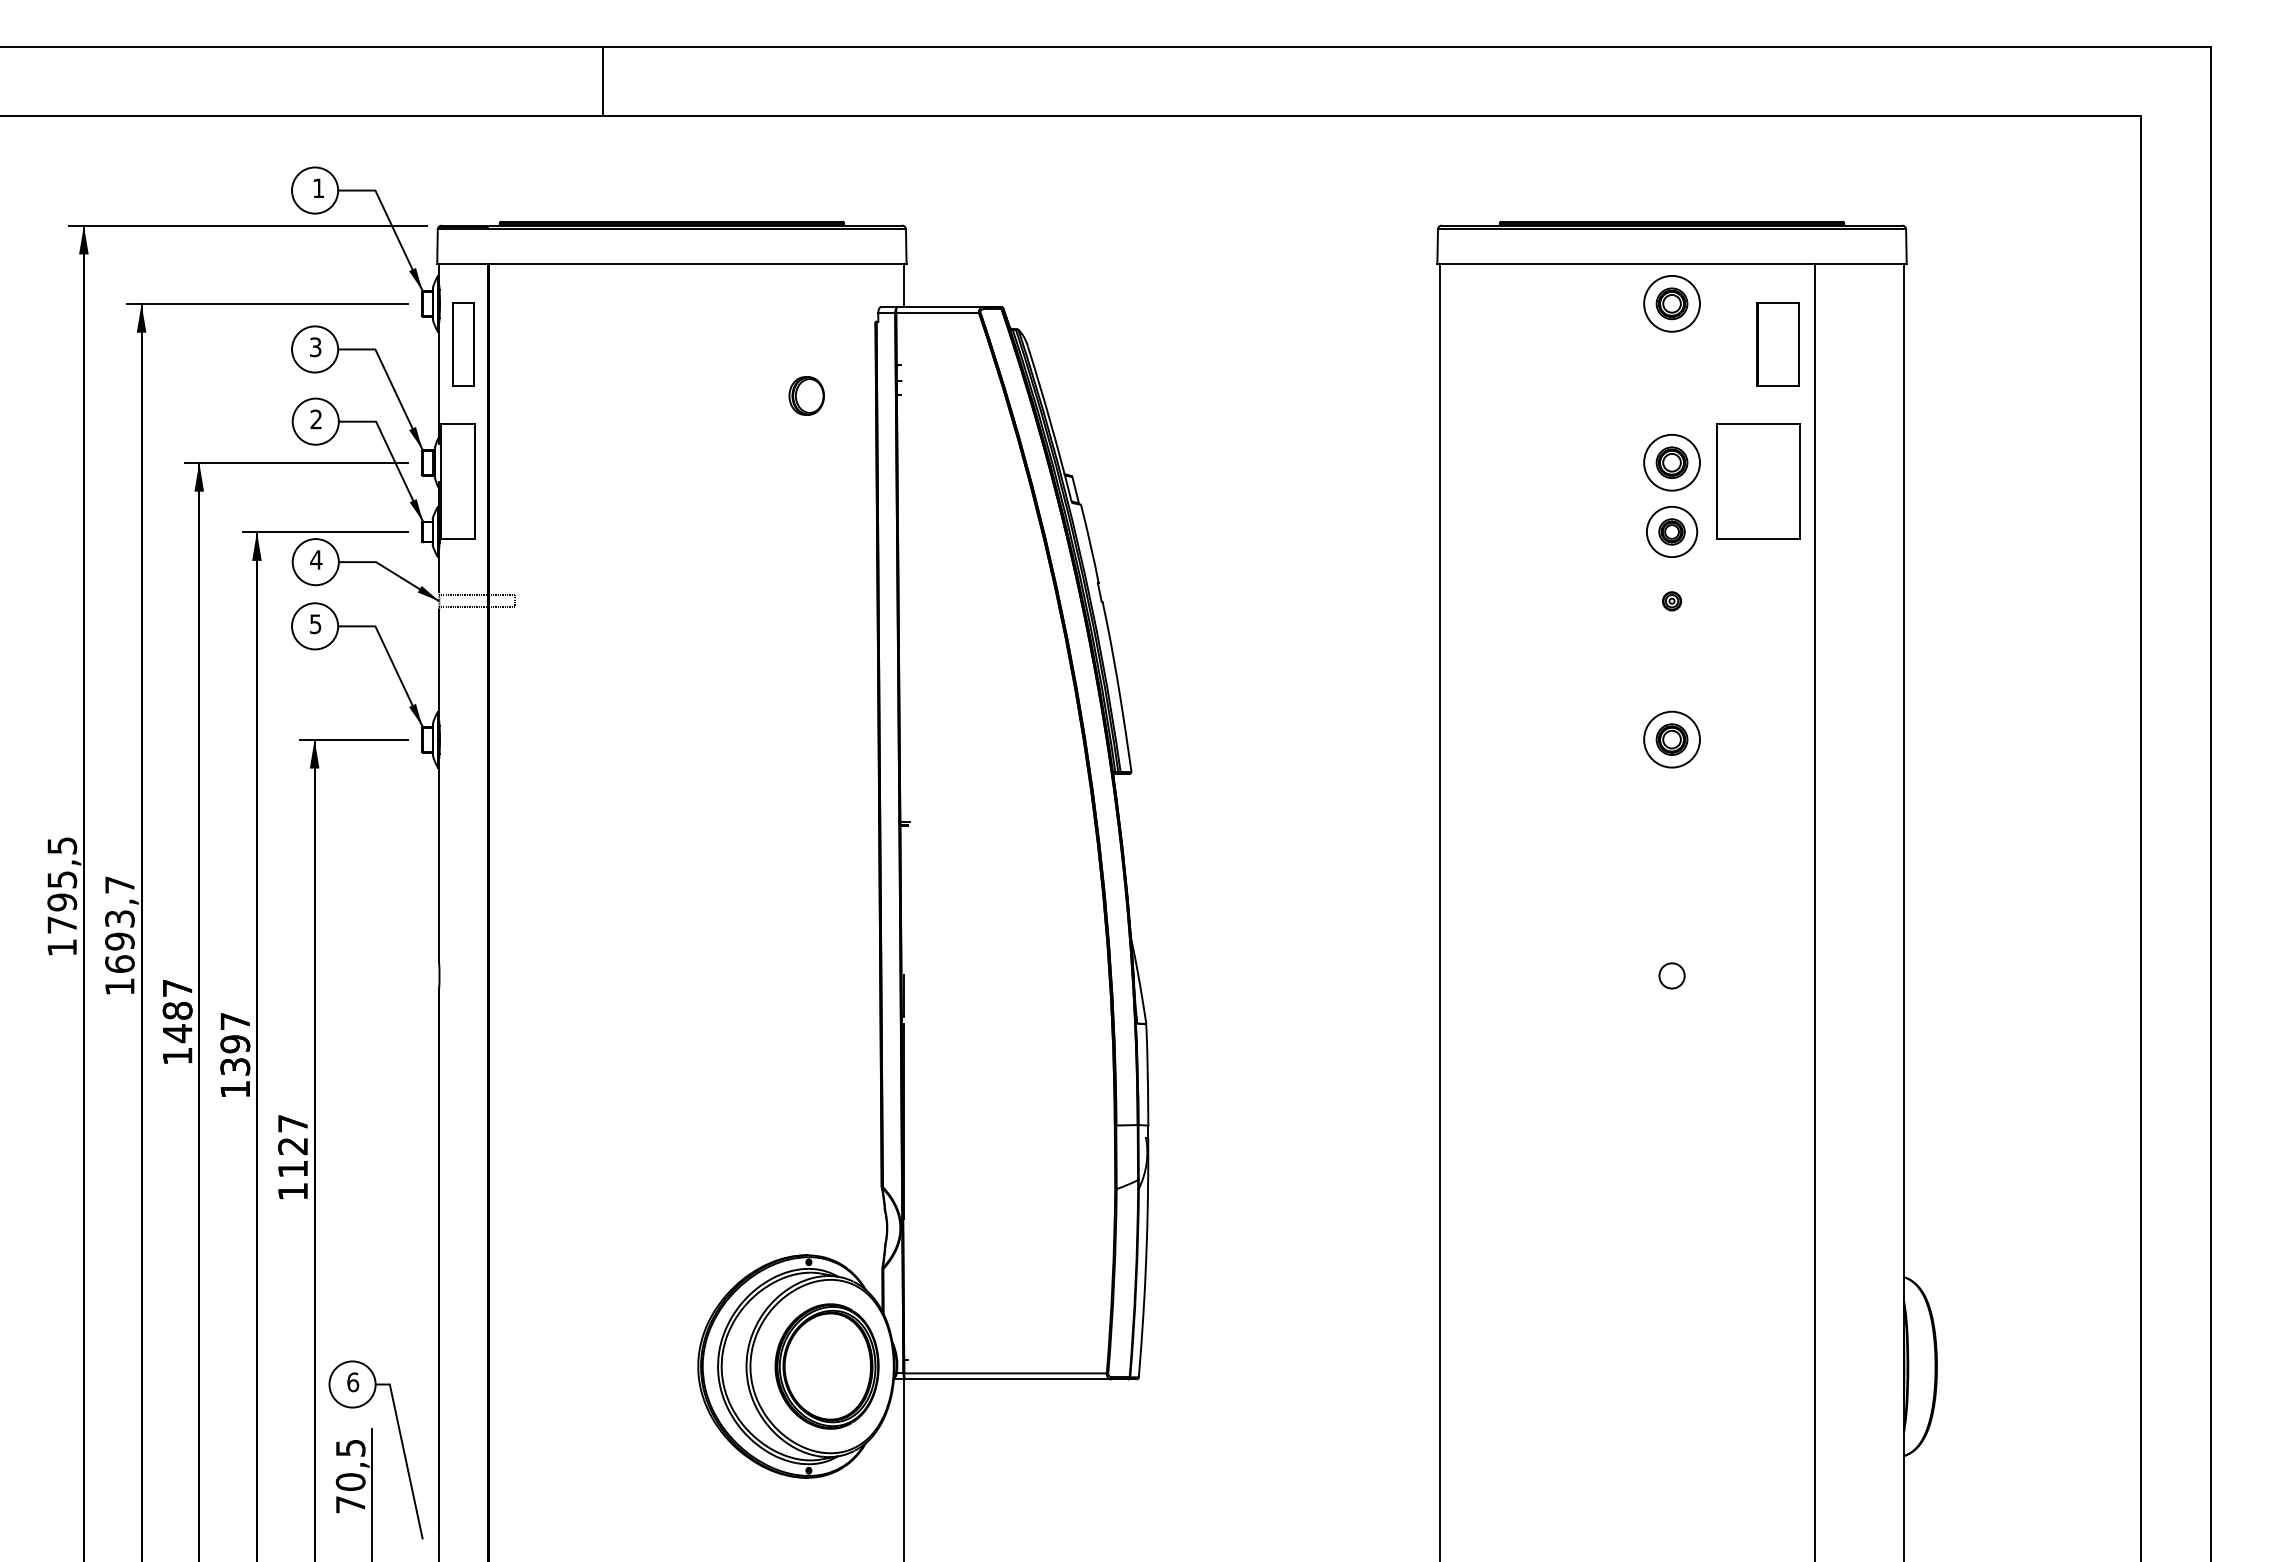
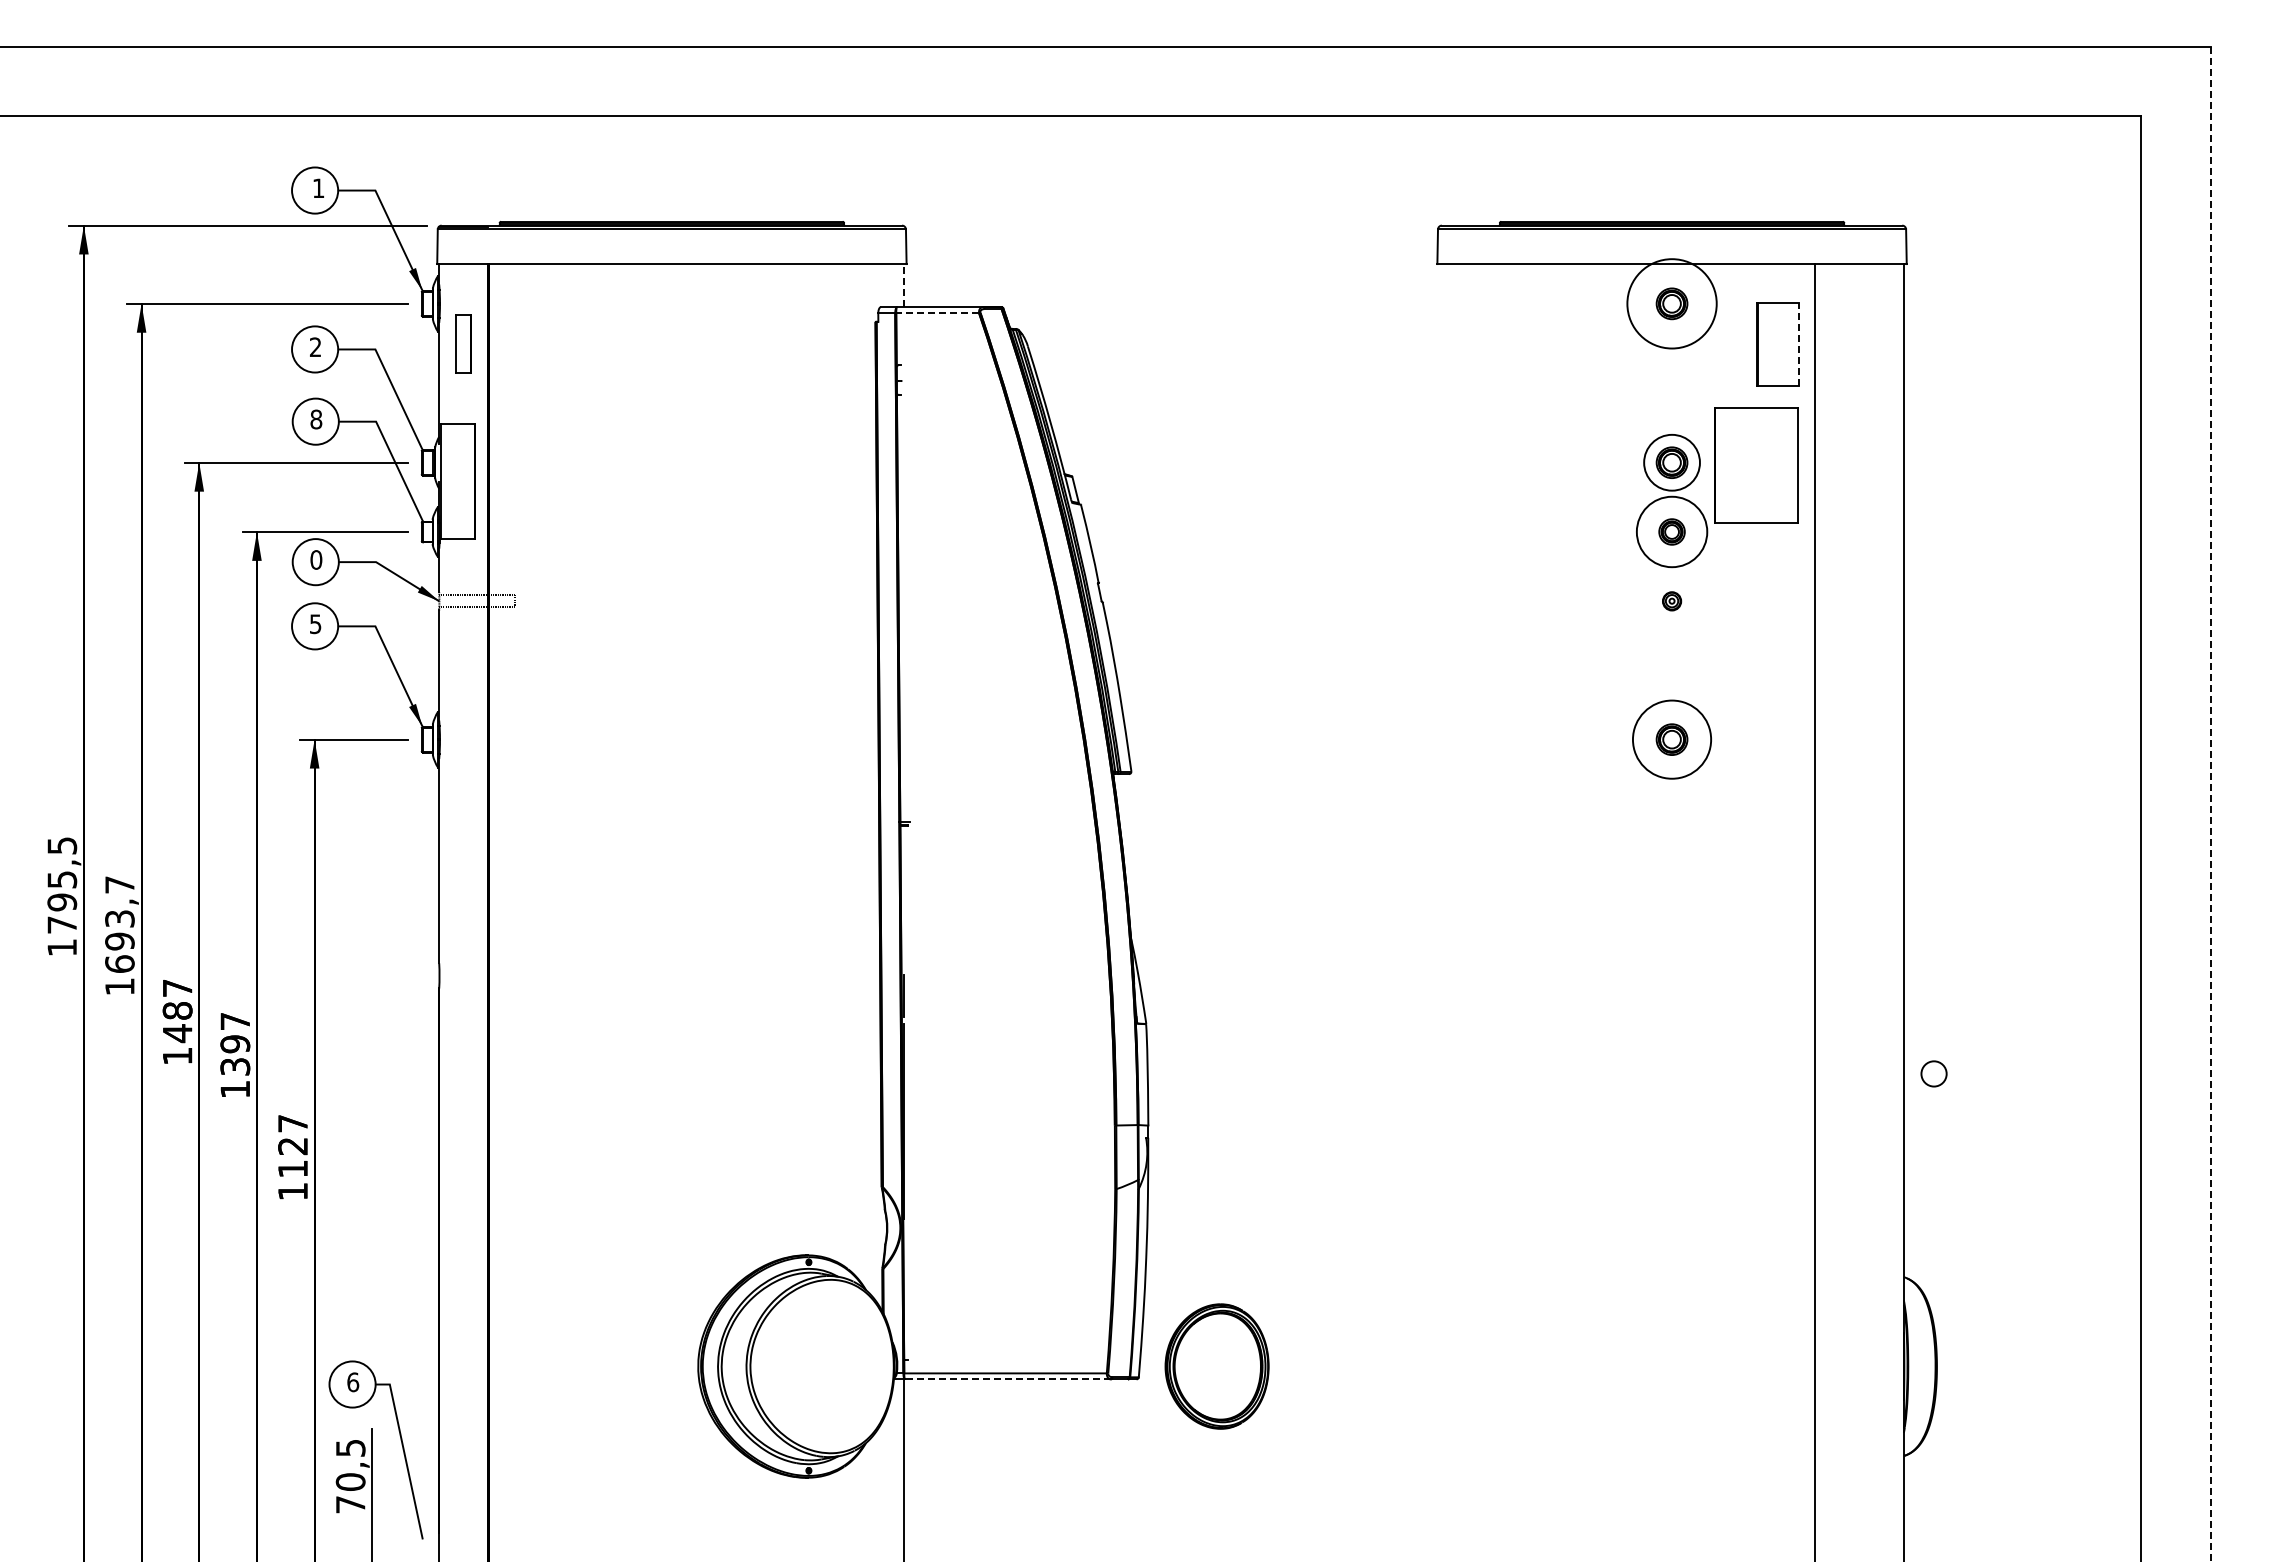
line: present -> none (603, 81)
line: solid -> dashed (903, 285)
circle diameter: 56 px -> 89 px (1671, 303)
line: solid -> dashed (937, 313)
part size: 23x85 px -> 17x60 px (463, 343)
line: solid -> dashed (1798, 344)
text: 3 -> 2 (315, 347)
part: present -> none (806, 395)
text: 2 -> 8 (316, 419)
fill: present -> none (415, 437)
part position: (1758, 481) -> (1756, 465) (1756, 465)
fill: present -> none (416, 510)
circle diameter: 50 px -> 70 px (1671, 531)
text: 4 -> 0 (316, 559)
circle diameter: 56 px -> 78 px (1671, 739)
line: solid -> dashed (2210, 804)
line: present -> none (1440, 911)
circle position: (1671, 975) -> (1933, 1073) (1933, 1073)
part position: (826, 1366) -> (1216, 1366) (1216, 1366)
line: solid -> dashed (1008, 1379)
